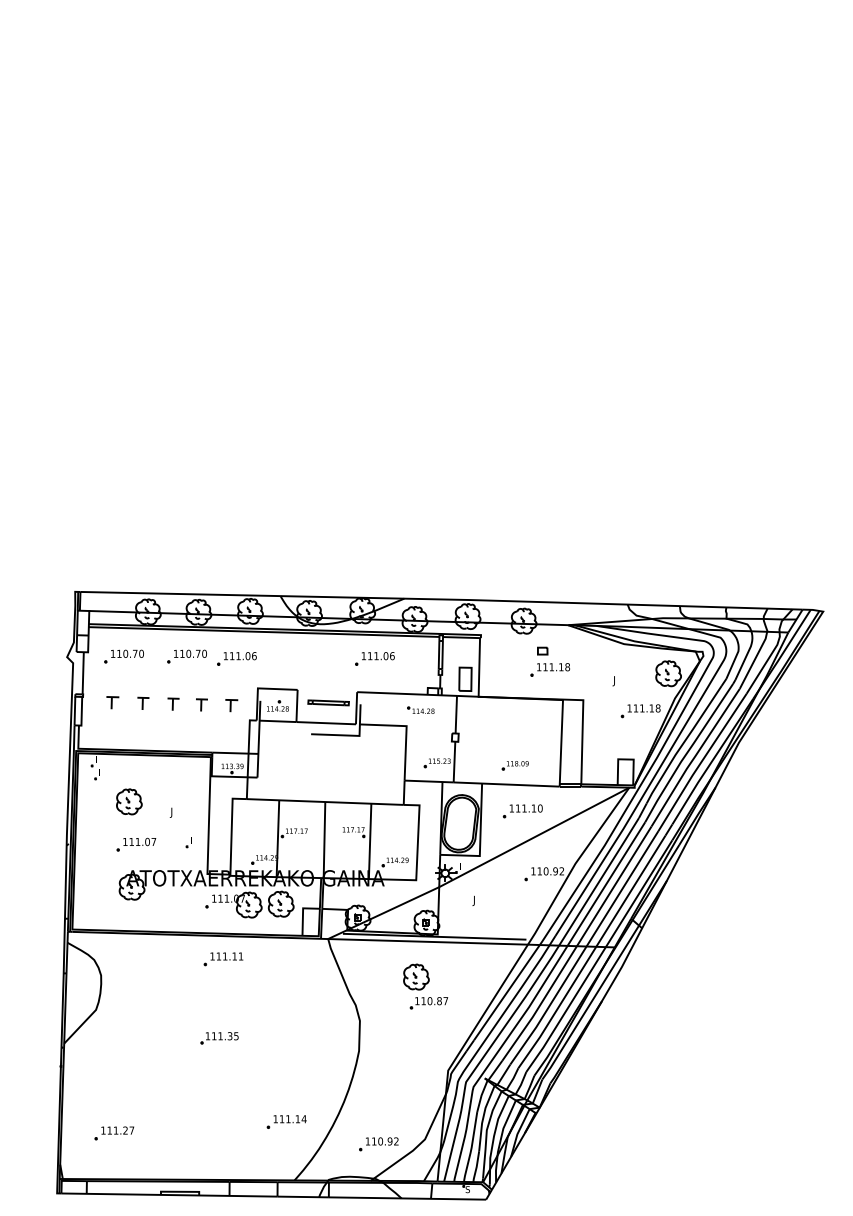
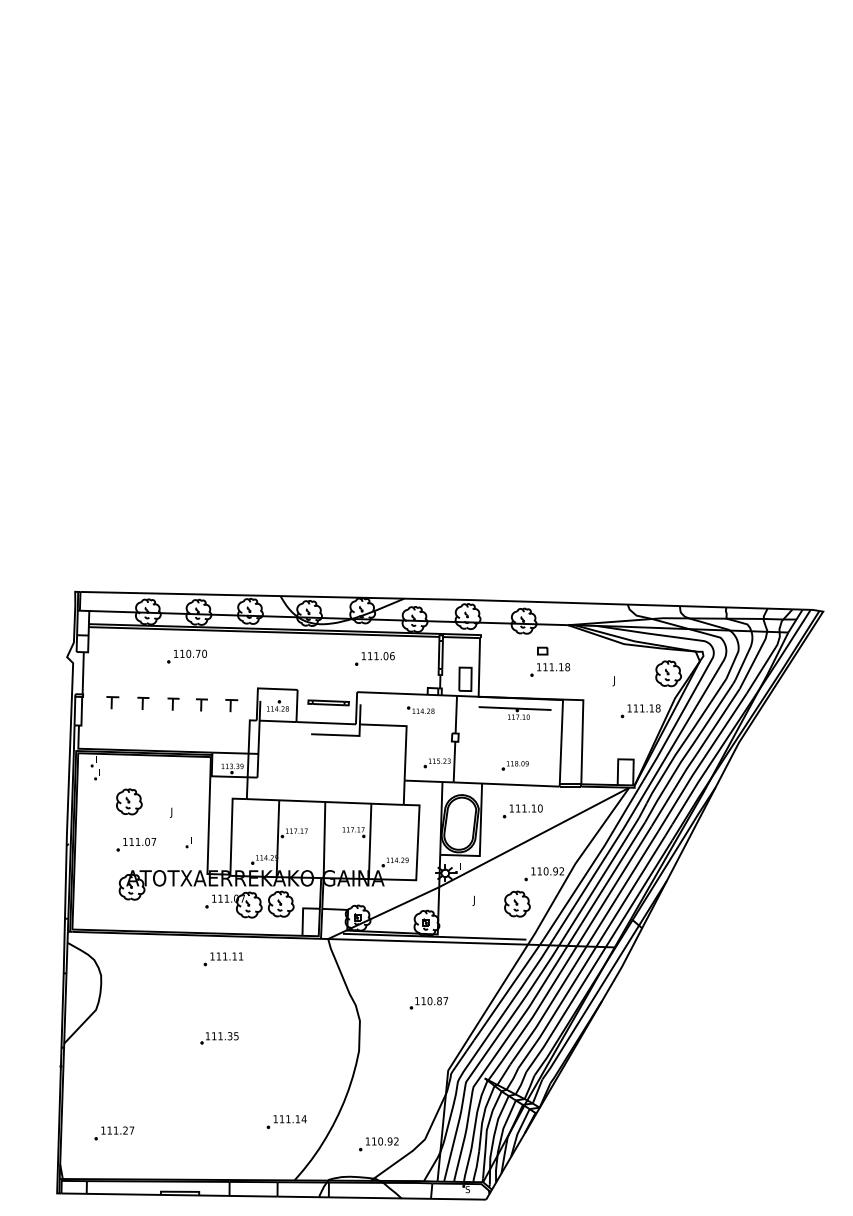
part: present -> none (123, 656)
part: present -> none (236, 658)
part: none -> present (514, 712)
part position: (416, 976) -> (517, 903) (517, 903)
